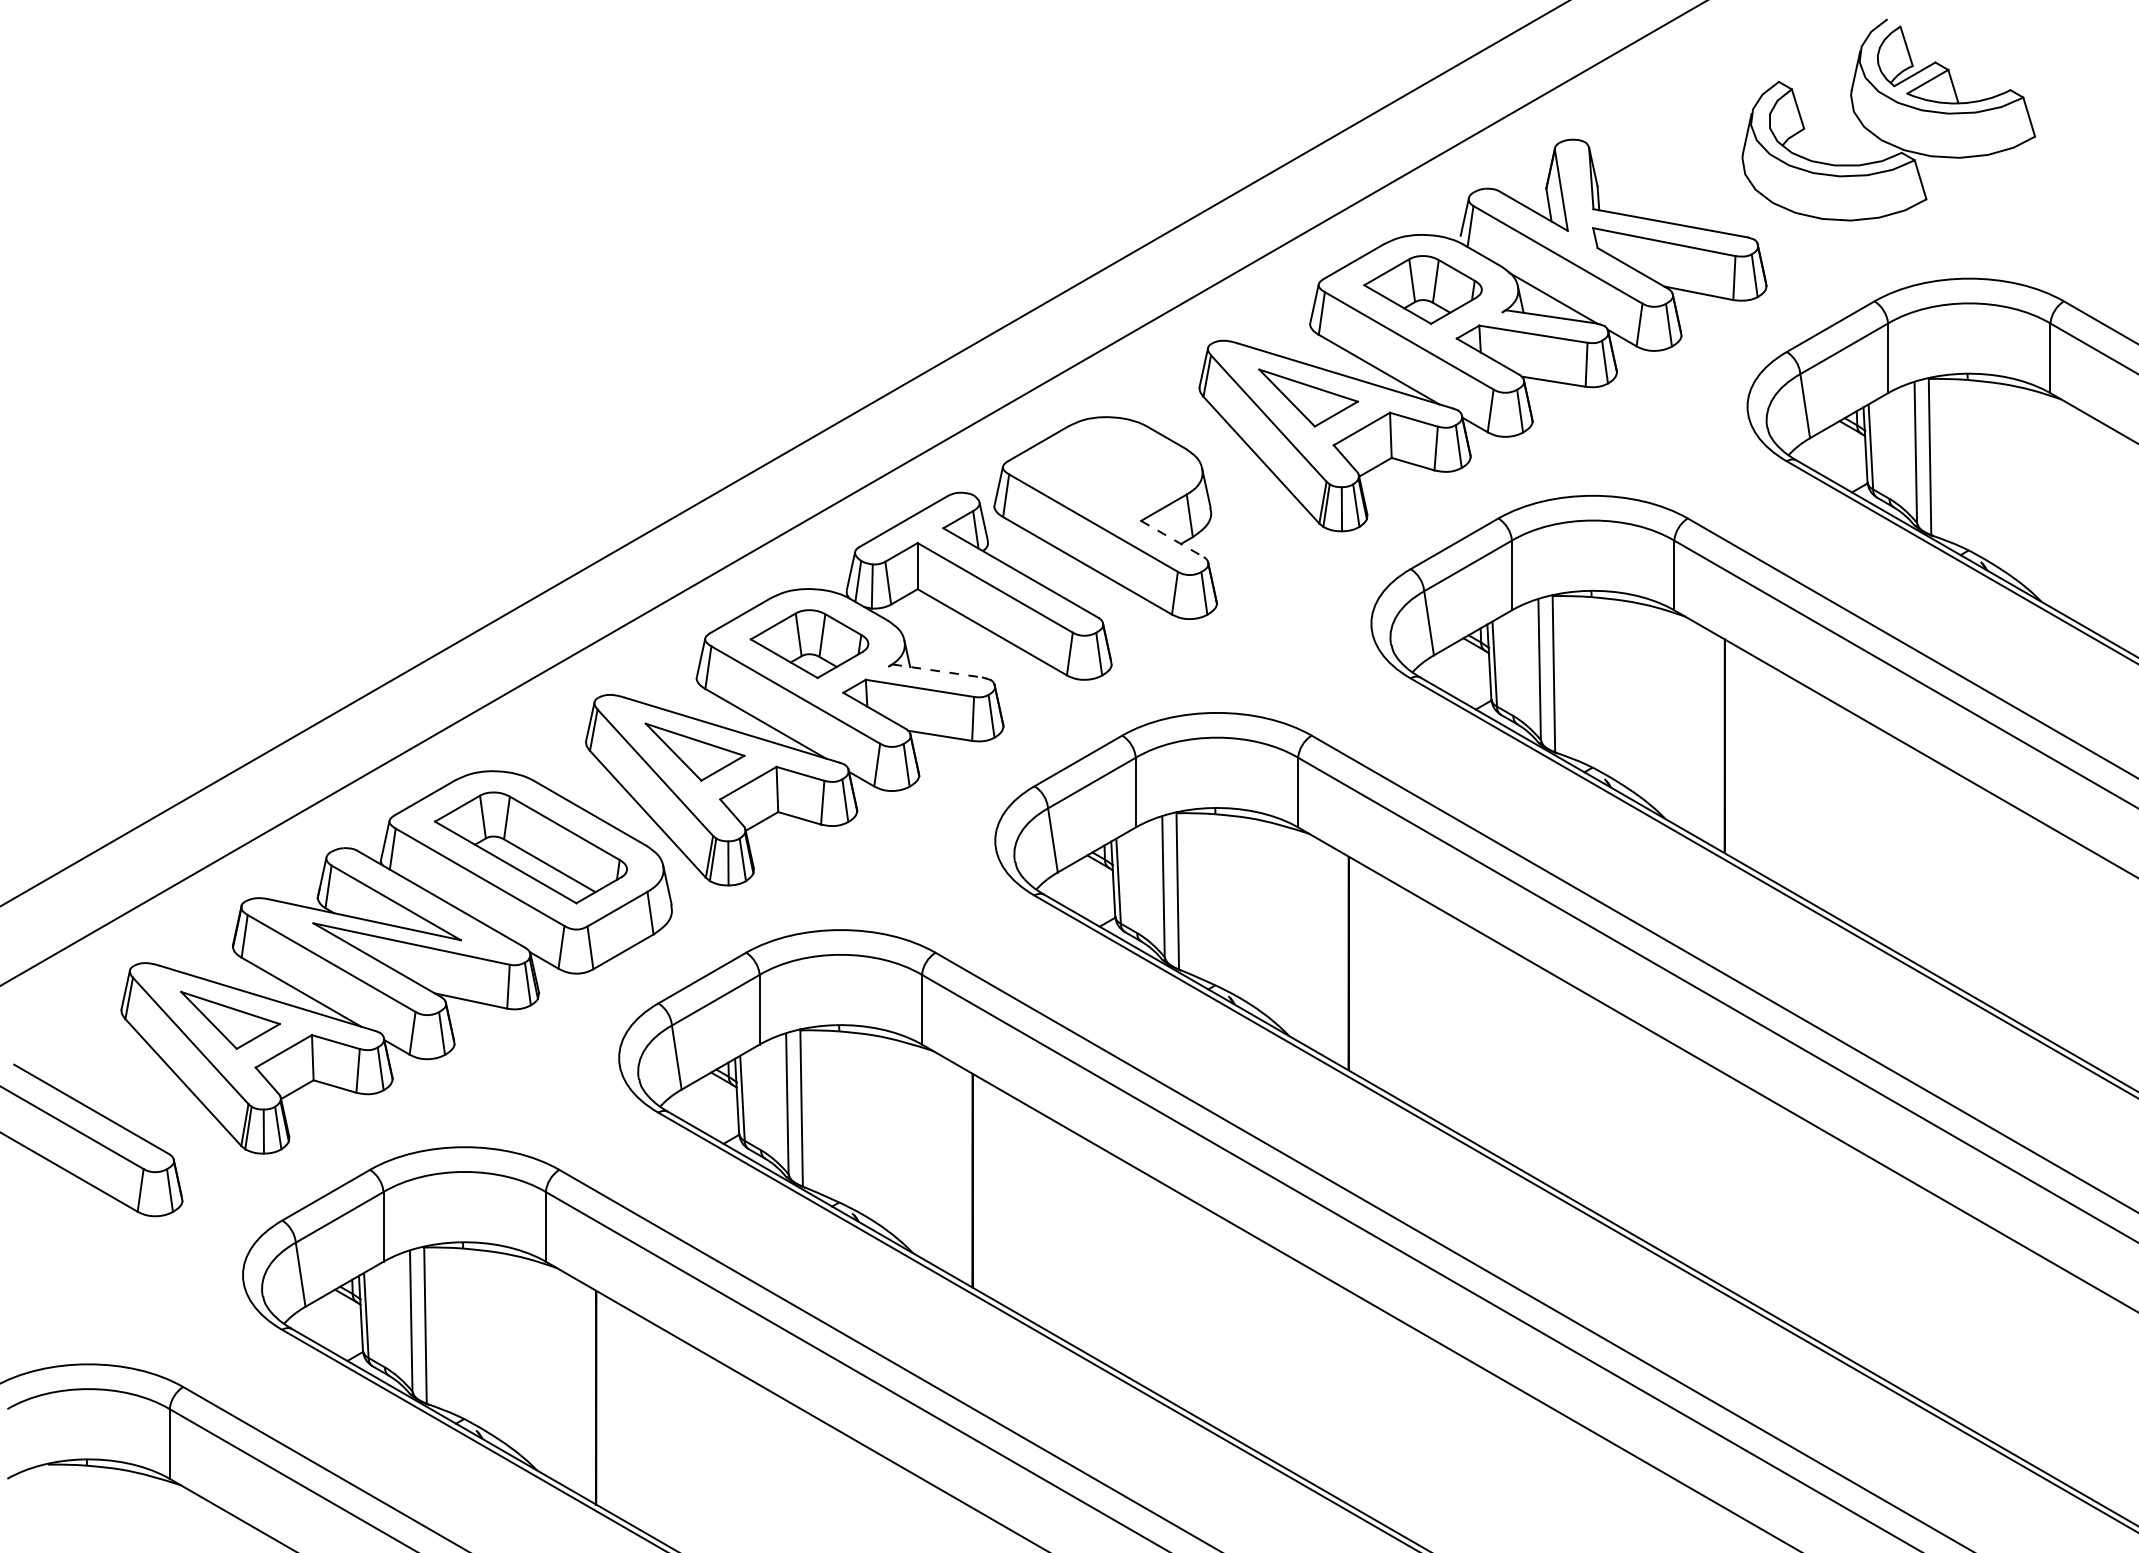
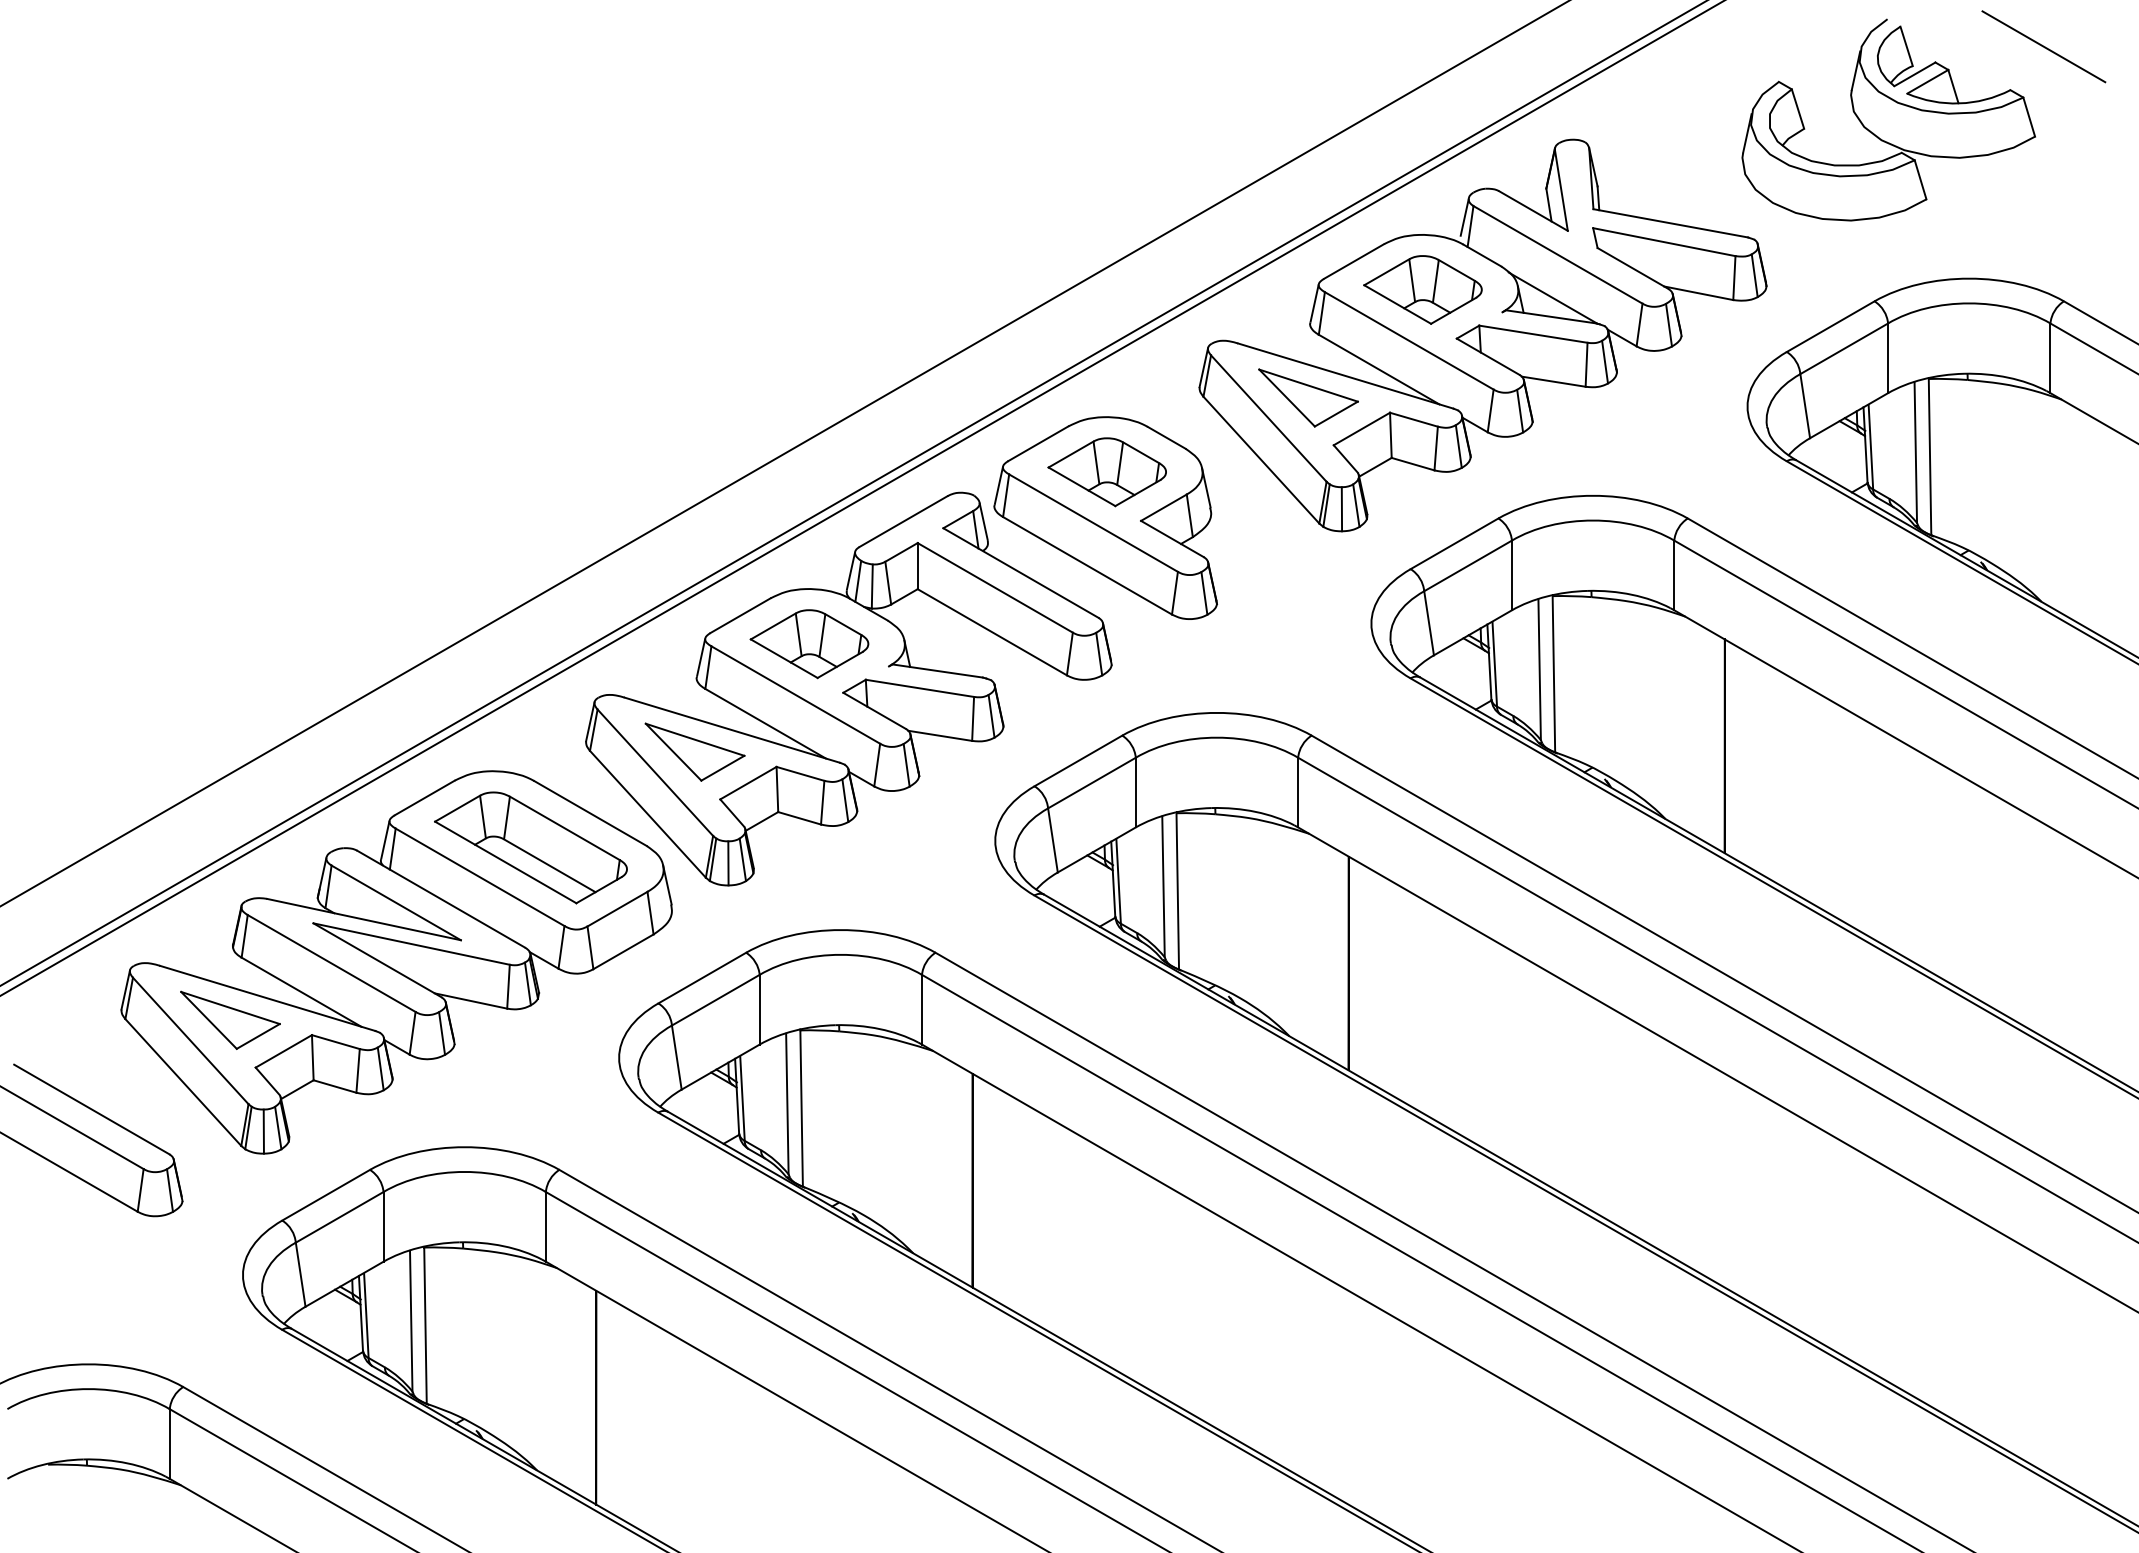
line: none -> present (2043, 46)
part: none -> present (1106, 472)
line: none -> present (861, 498)
line: dashed -> solid (1172, 539)
line: dashed -> solid (937, 671)
